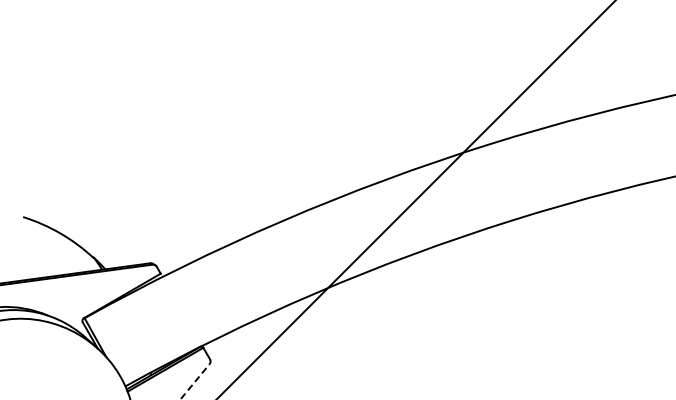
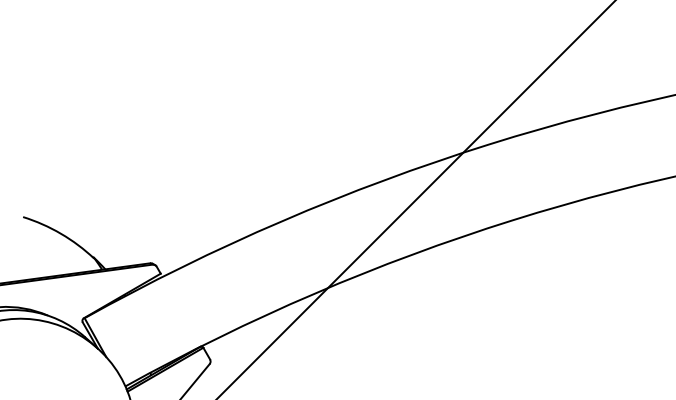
line: dashed -> solid (195, 381)
